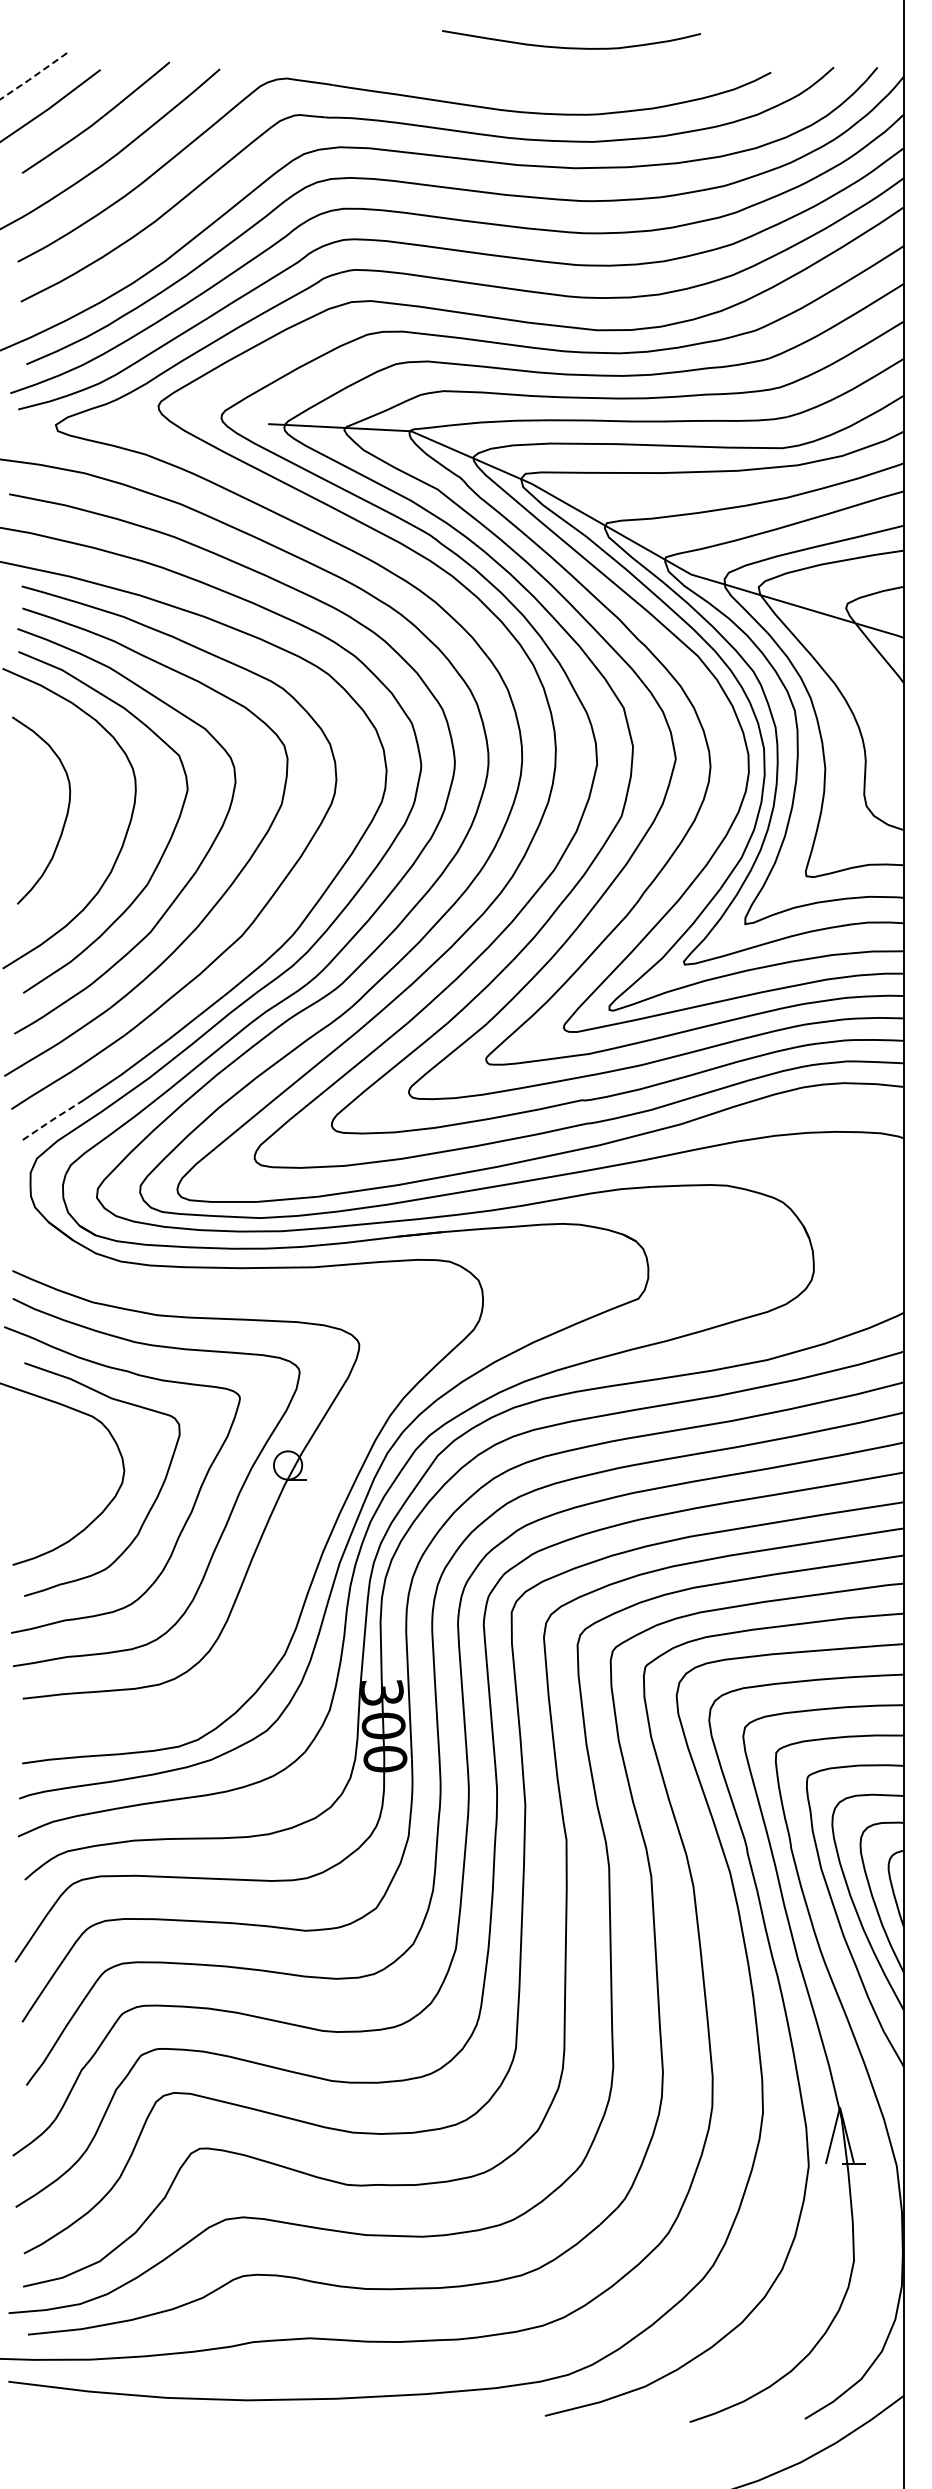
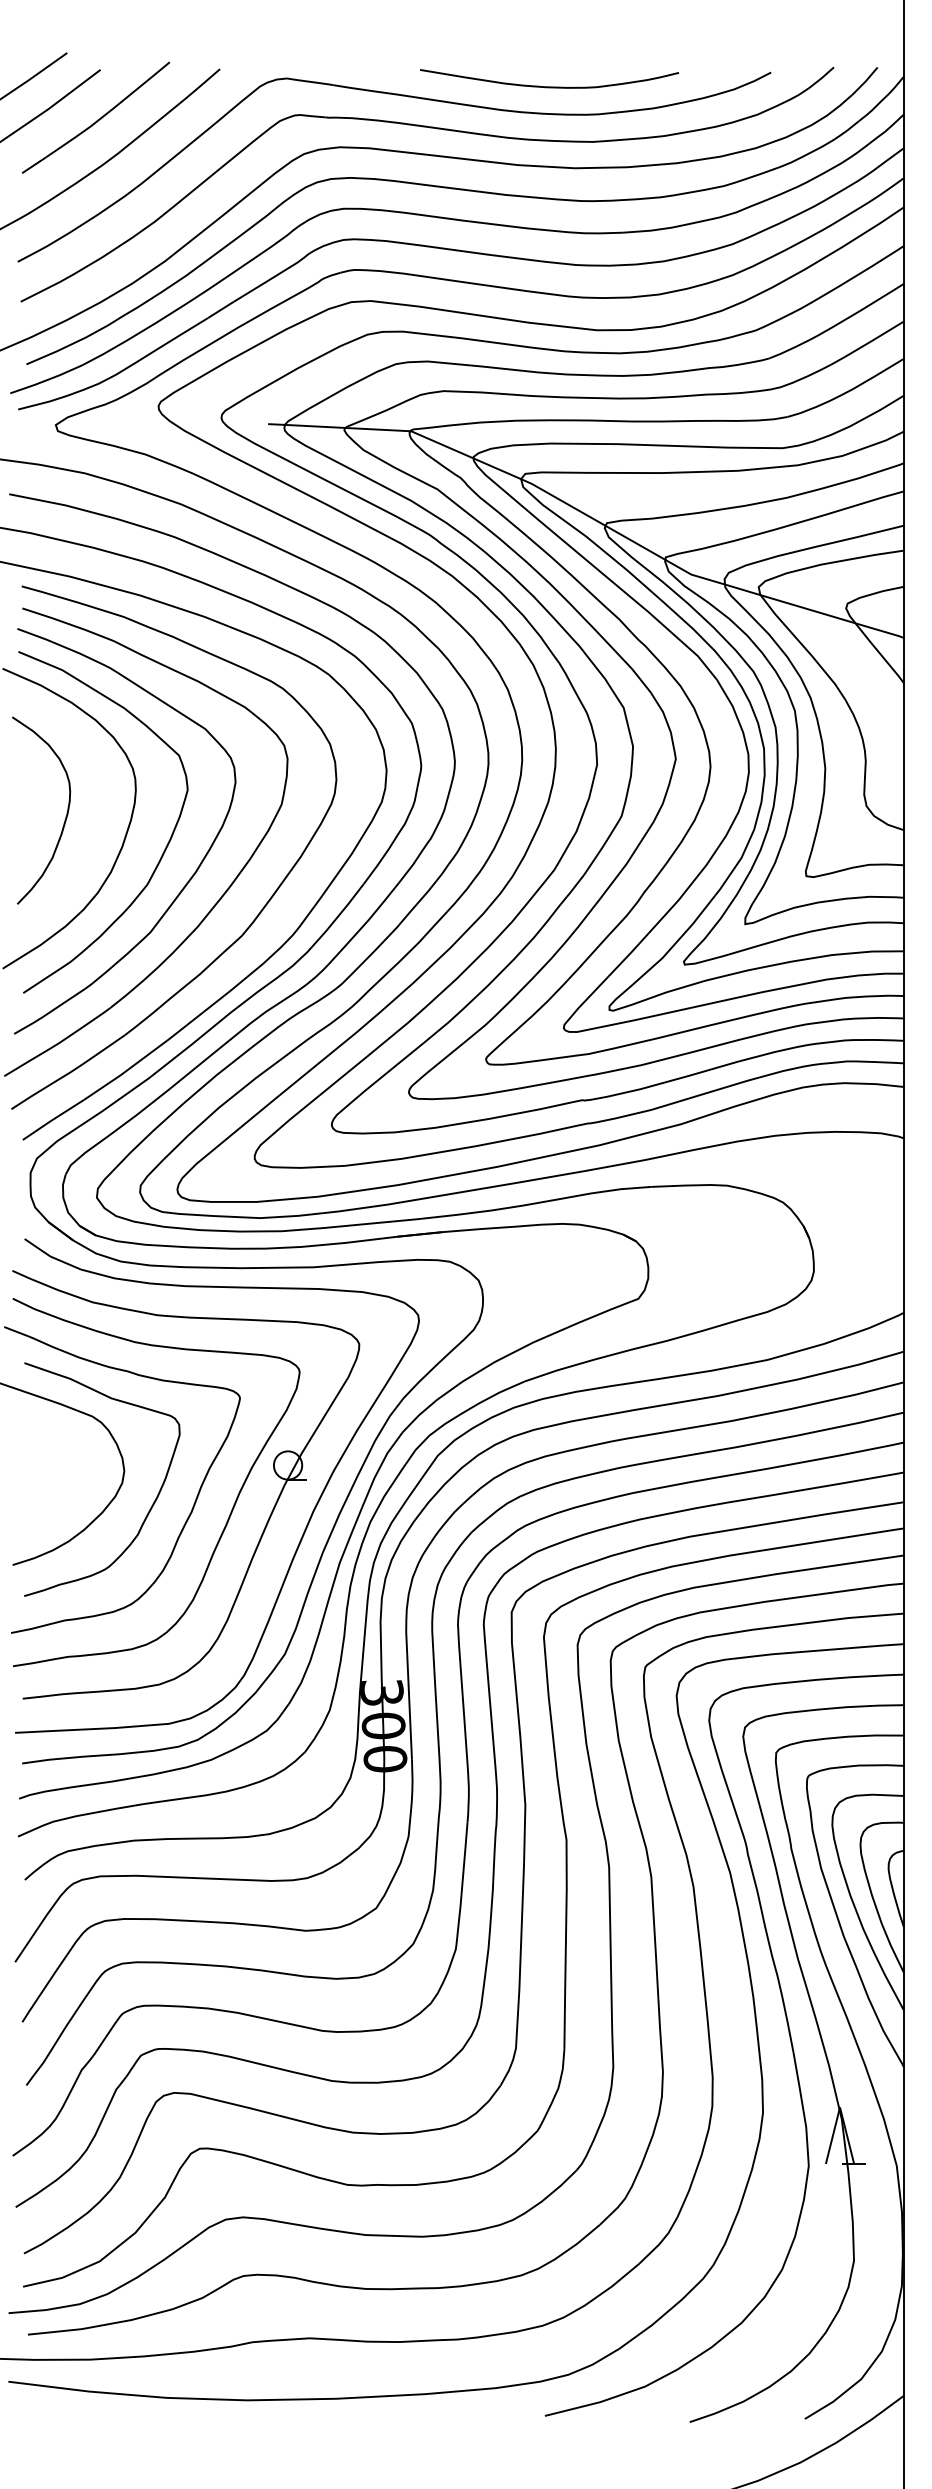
curve position: (571, 47) -> (549, 86) (549, 86)
line: dashed -> solid (34, 76)
line: dashed -> solid (52, 1119)
curve: none -> present (306, 1524)
